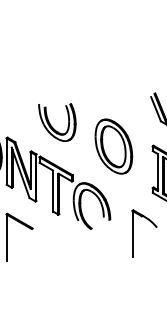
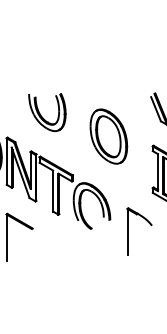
part position: (52, 126) -> (42, 116) (42, 116)
part position: (113, 146) -> (108, 136) (108, 136)
part position: (133, 233) -> (128, 231) (128, 231)
